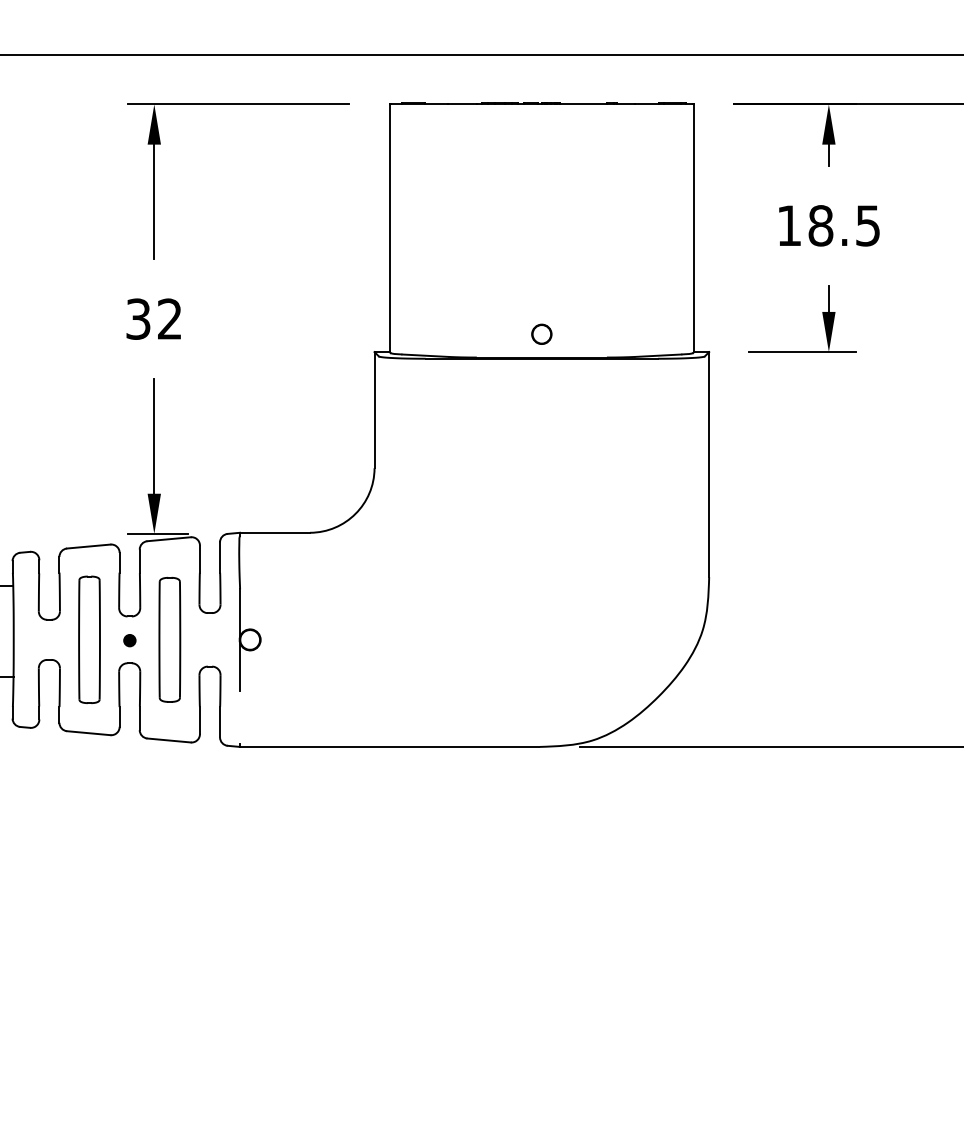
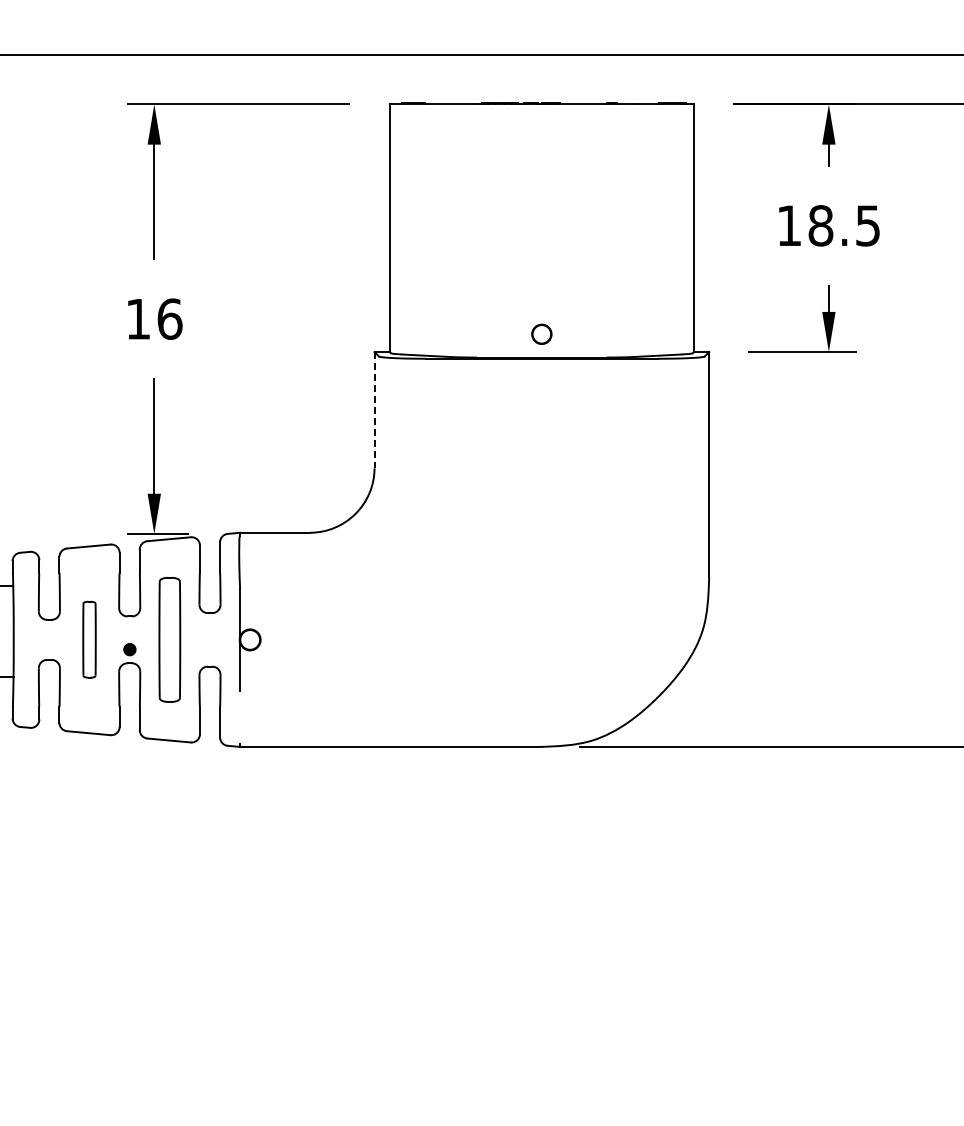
text: 32 -> 16 (154, 318)
line: solid -> dashed (374, 410)
part size: 23x129 px -> 15x79 px (89, 639)
part position: (129, 640) -> (129, 649) (129, 649)
